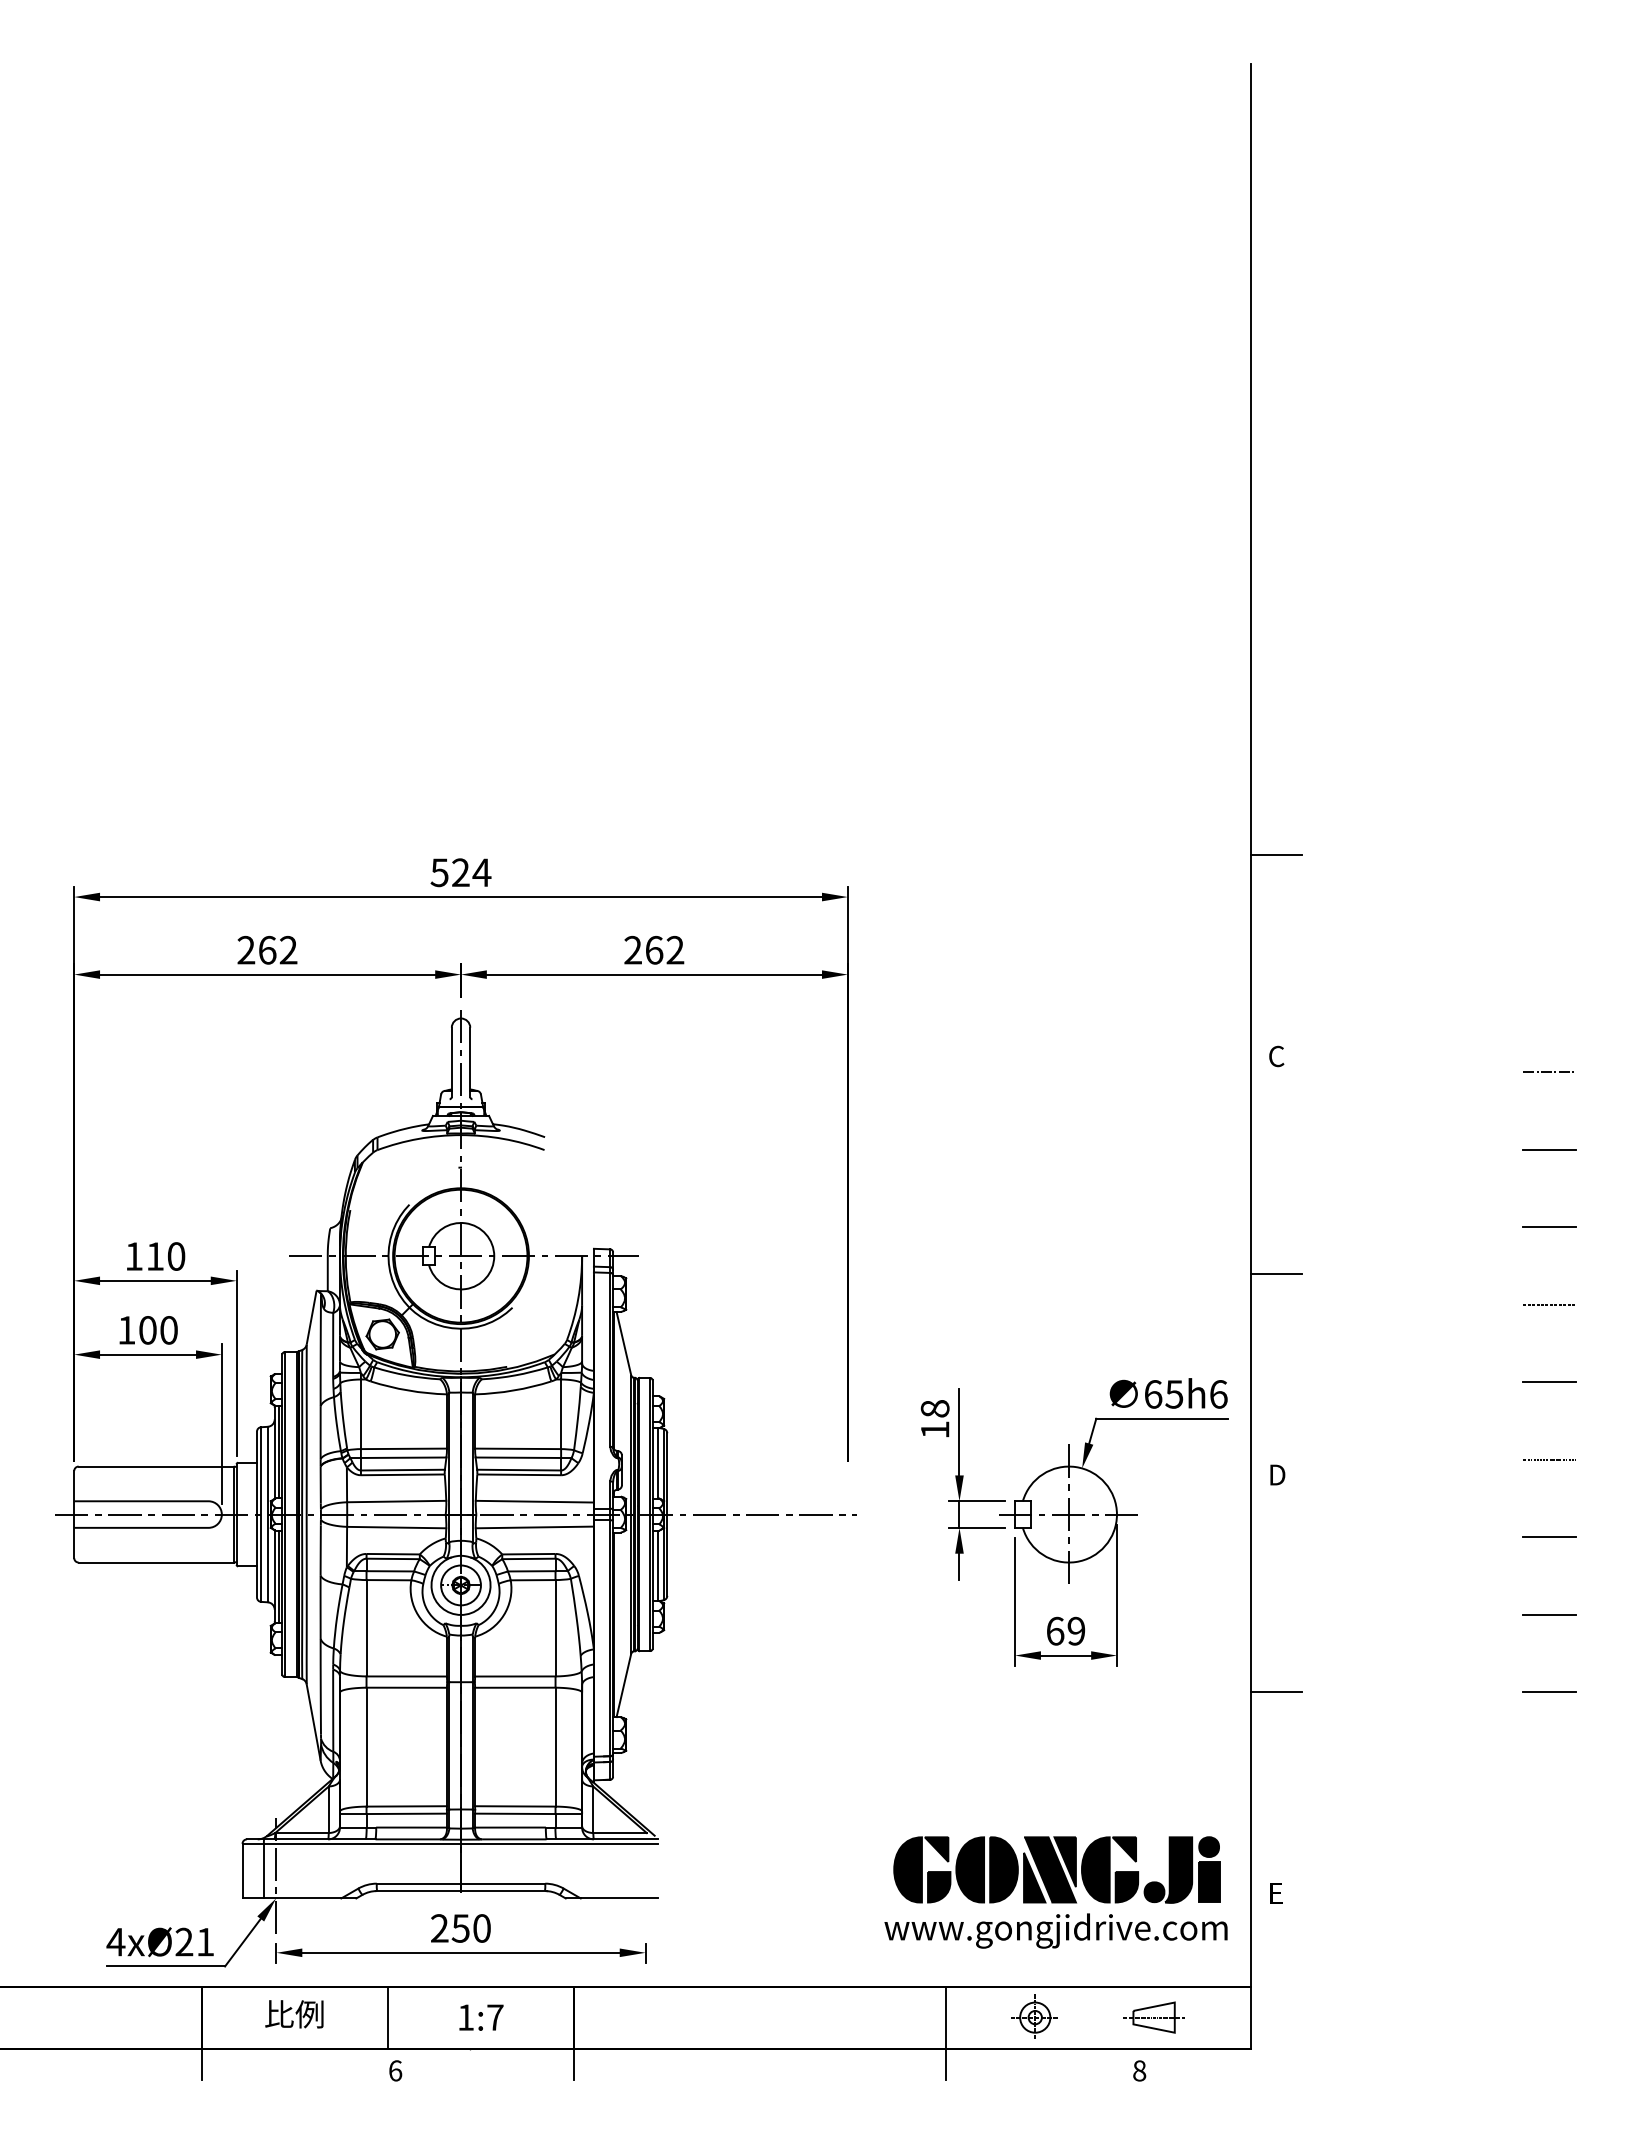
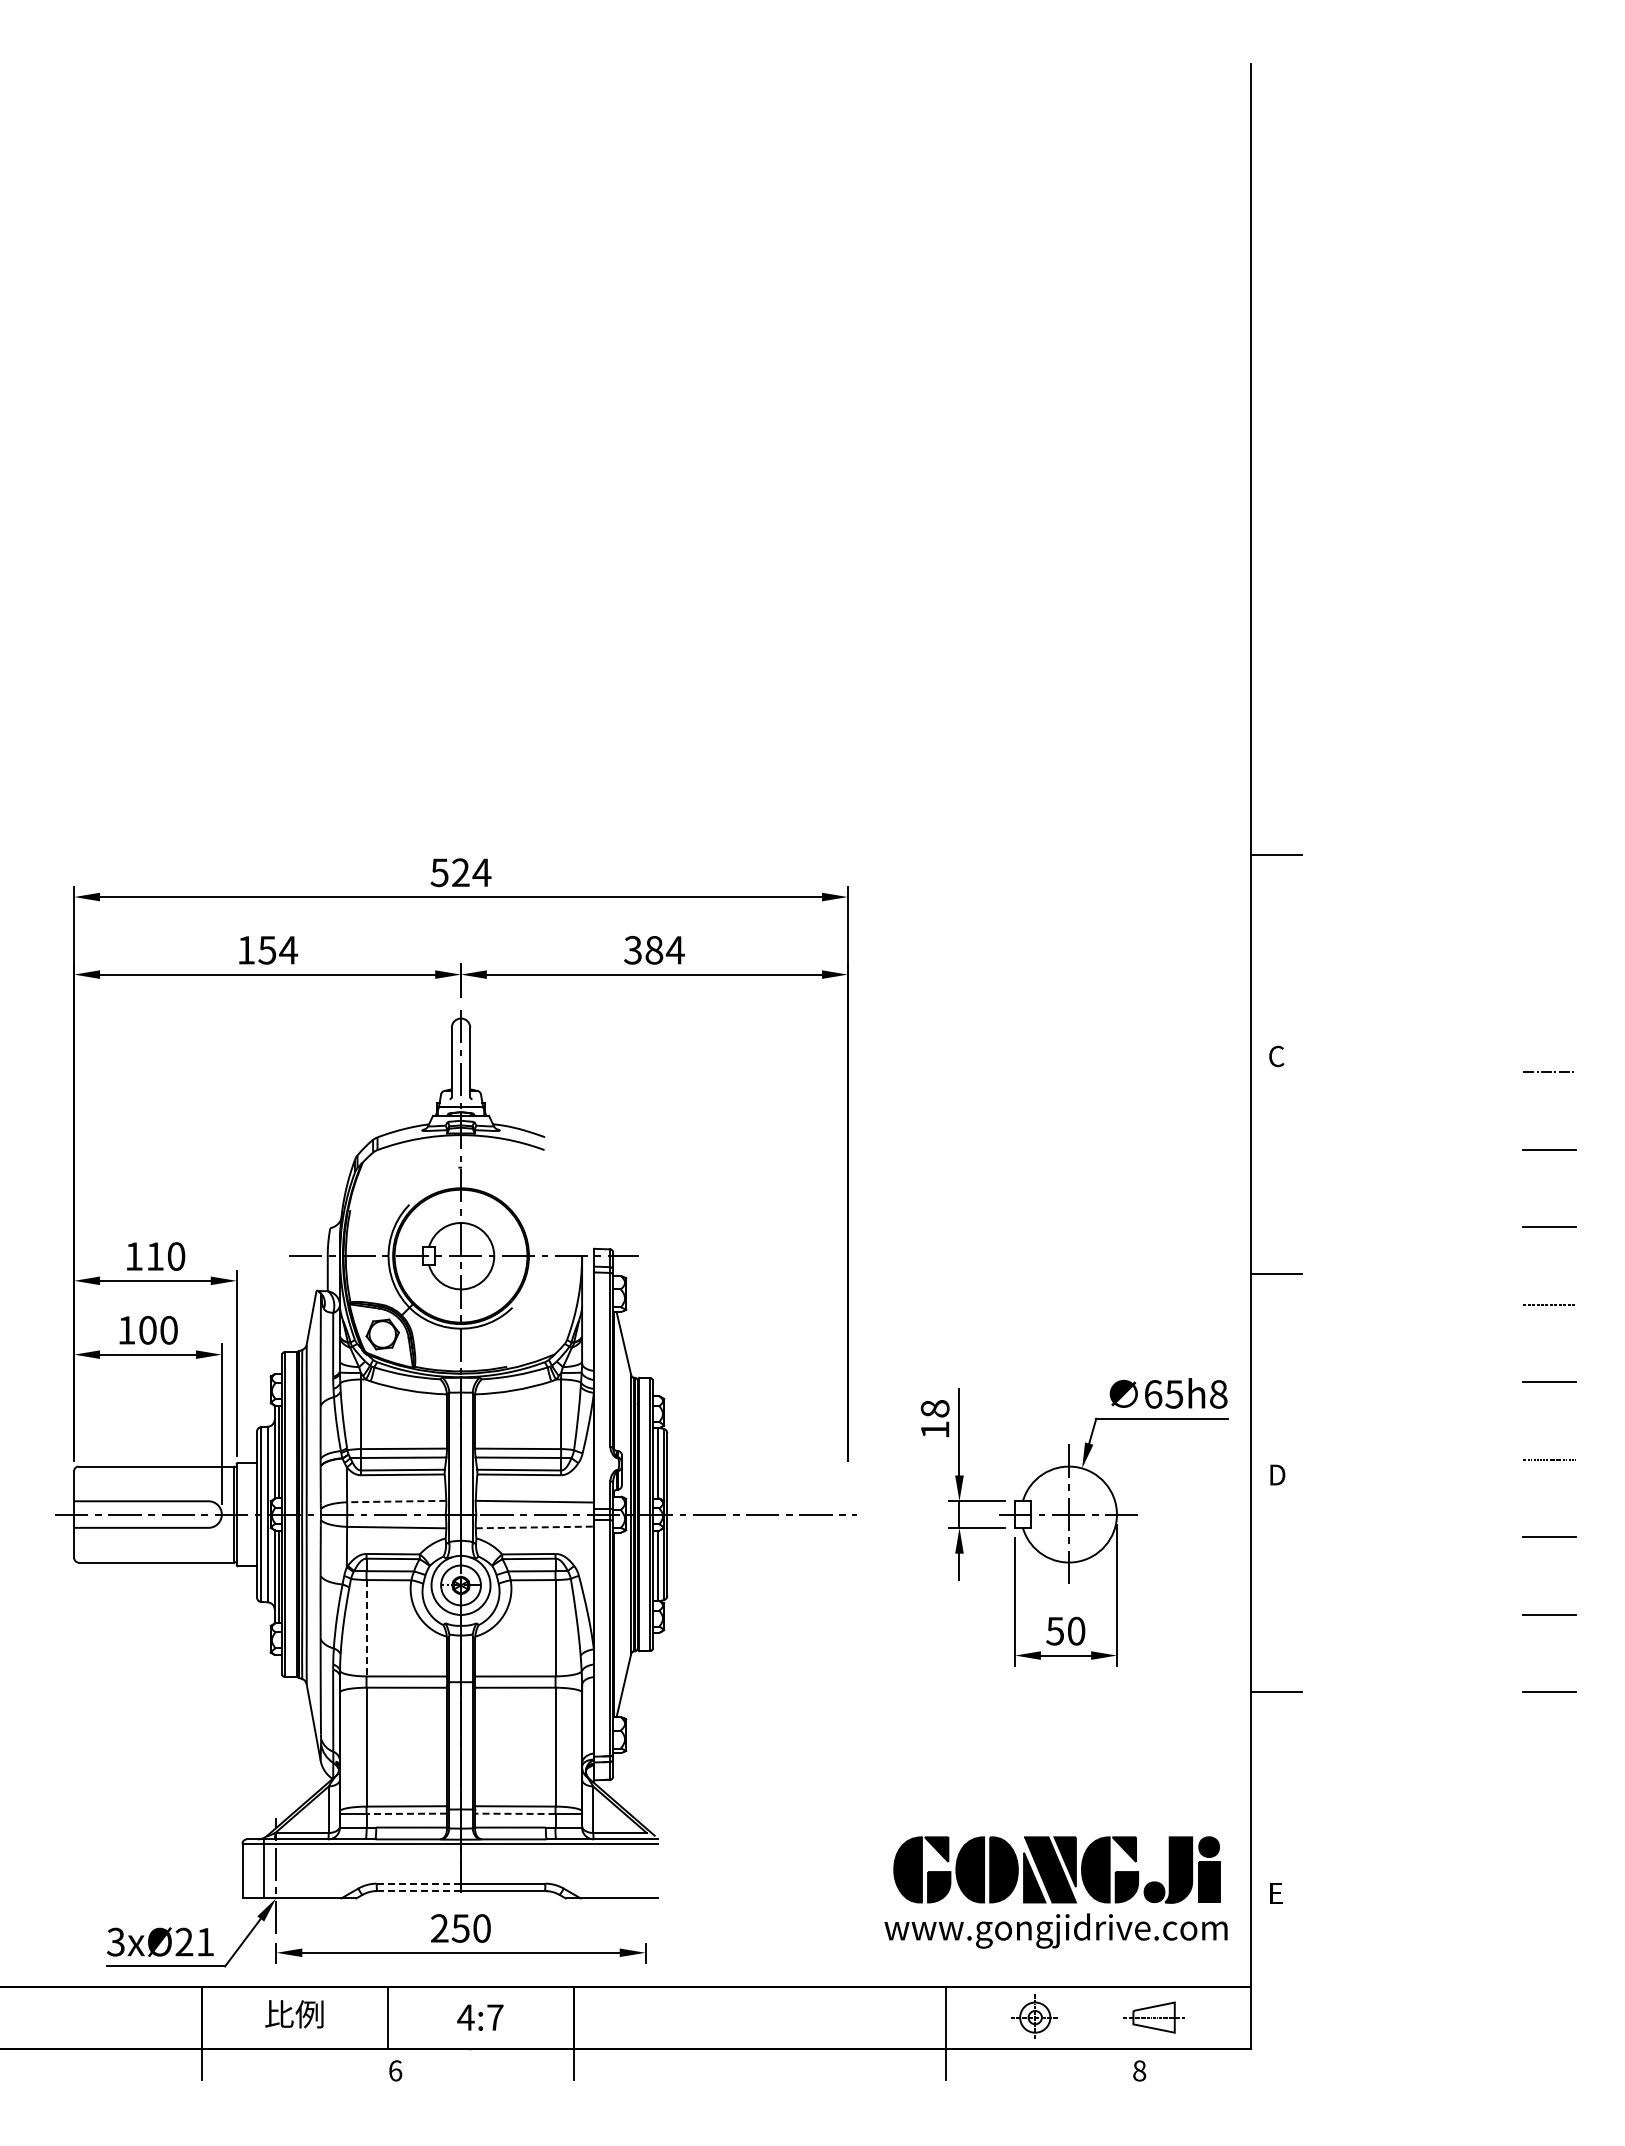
text: 262 -> 154 (267, 949)
text: 262 -> 384 (654, 949)
text: 65h6 -> 65h8 (1218, 1394)
line: solid -> dashed (396, 1501)
line: solid -> dashed (535, 1527)
line: solid -> dashed (366, 1628)
text: 69 -> 50 (1065, 1630)
line: solid -> dashed (406, 1813)
line: solid -> dashed (514, 1813)
line: solid -> dashed (419, 1883)
line: solid -> dashed (419, 1891)
text: 4xØ21 -> 3xØ21 (115, 1941)
text: 1:7 -> 4:7 (465, 2017)
